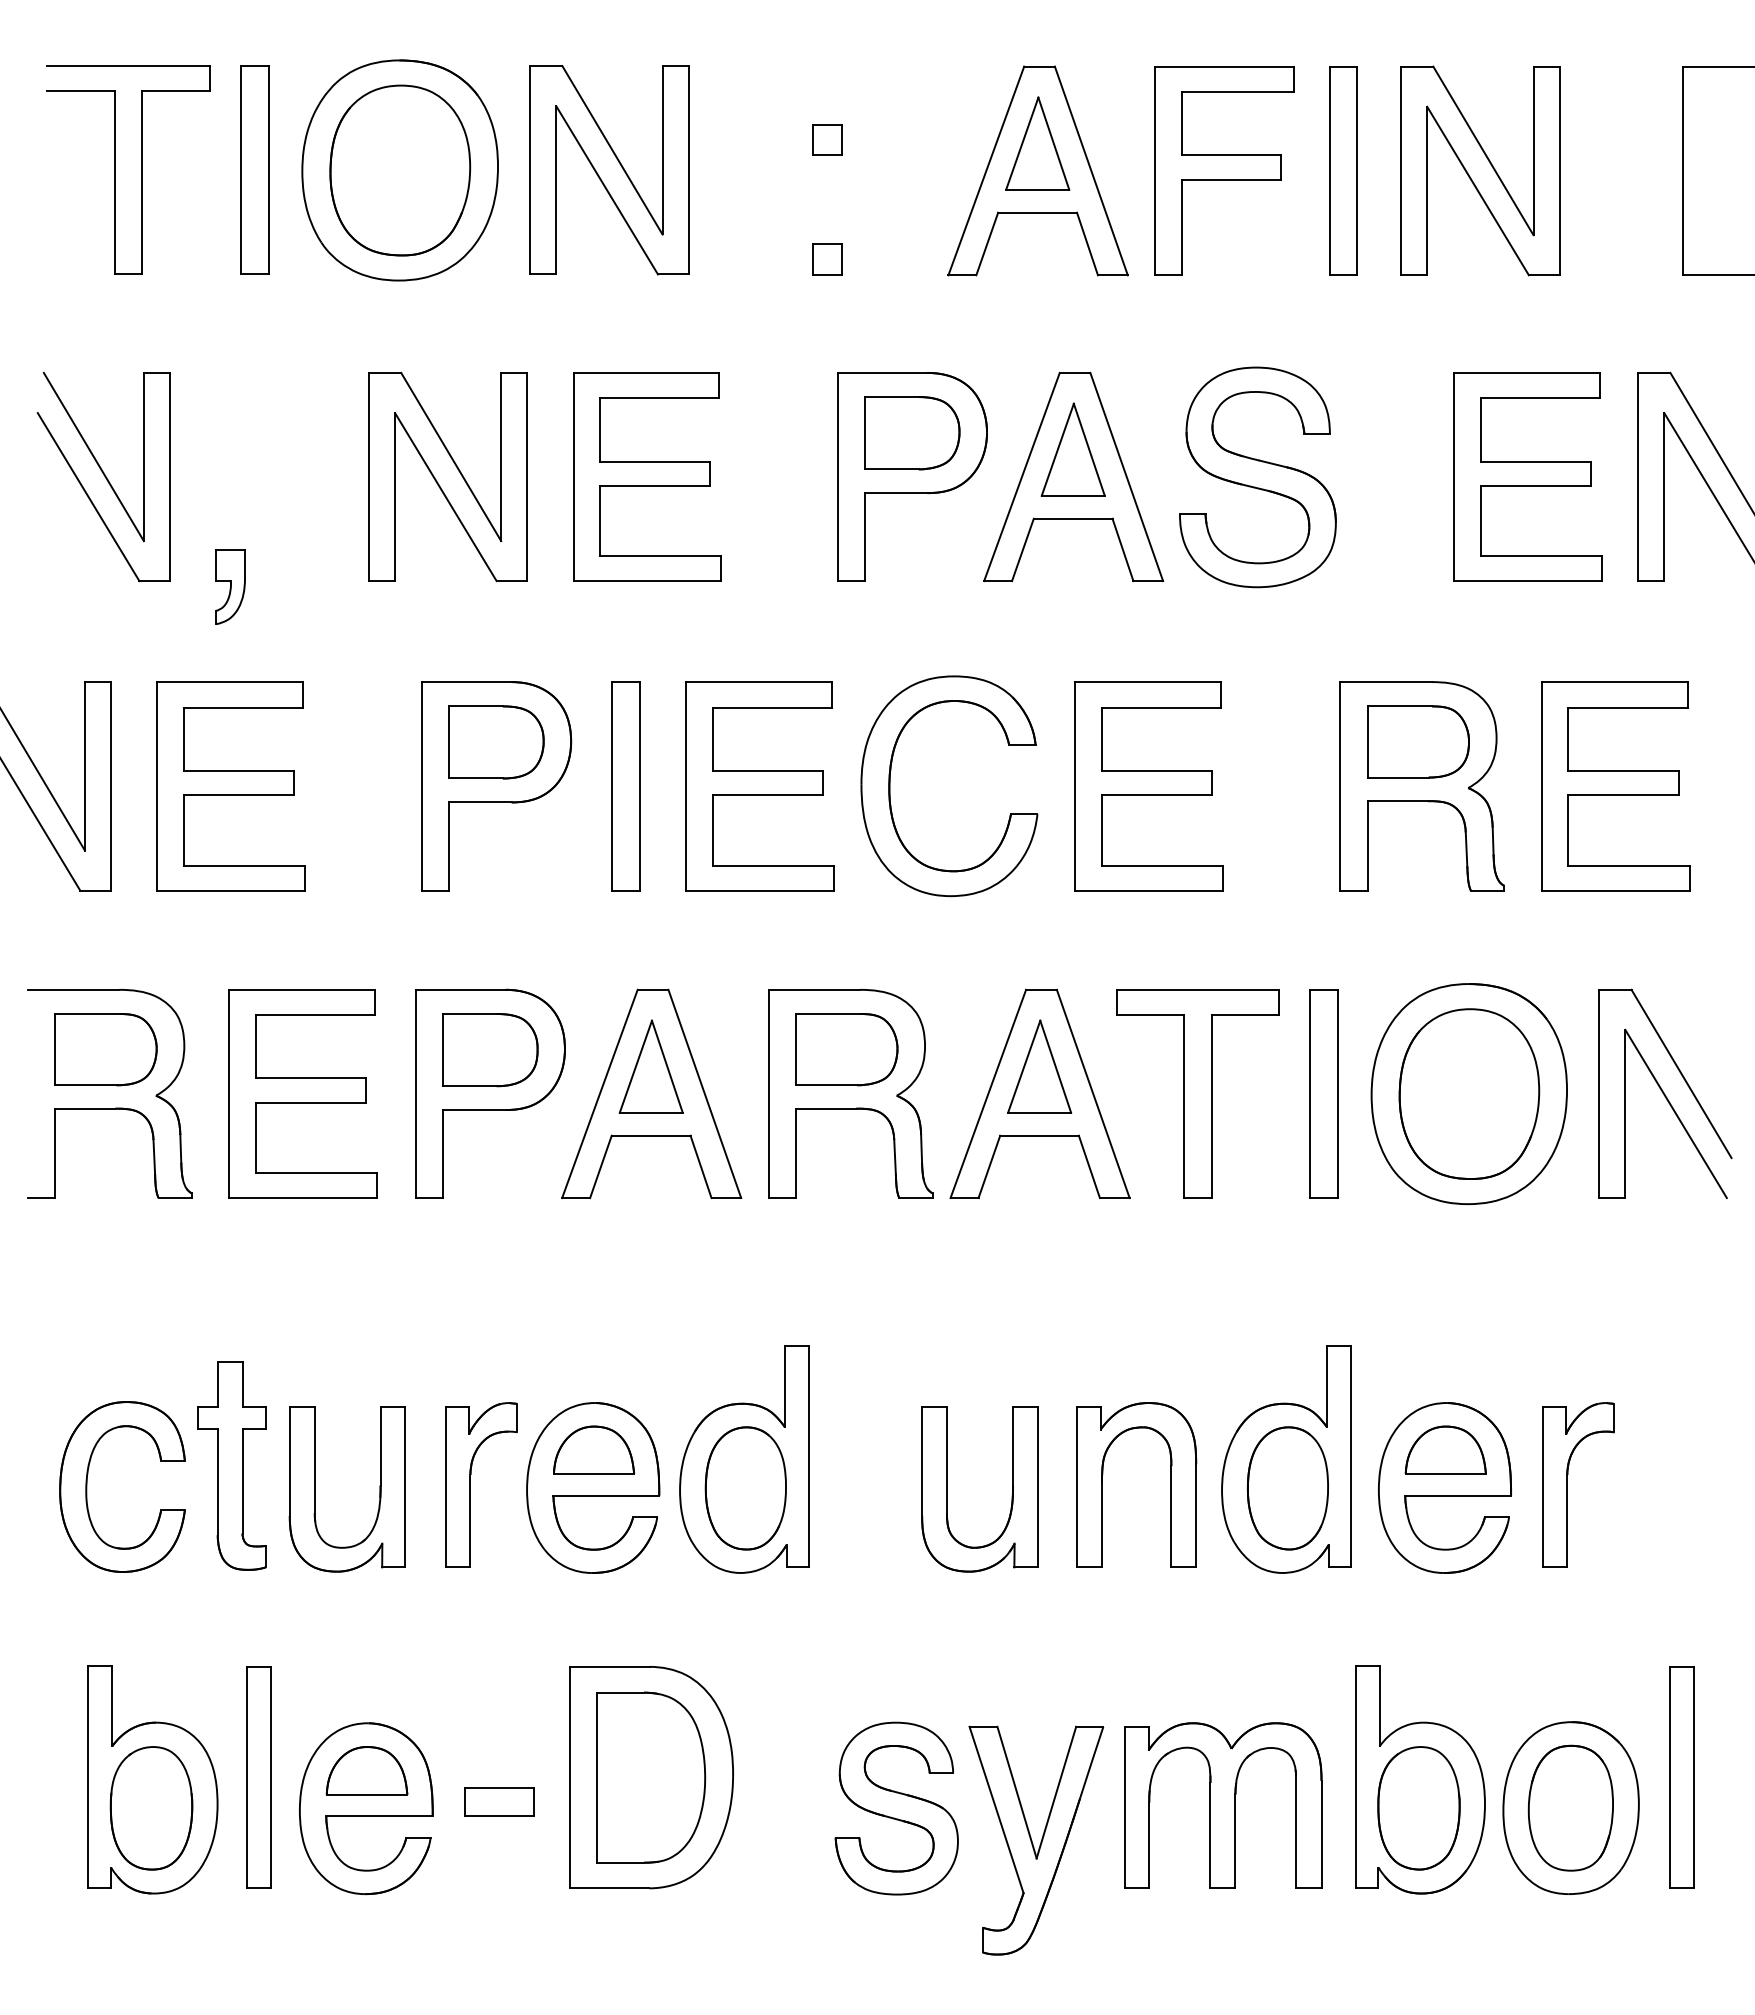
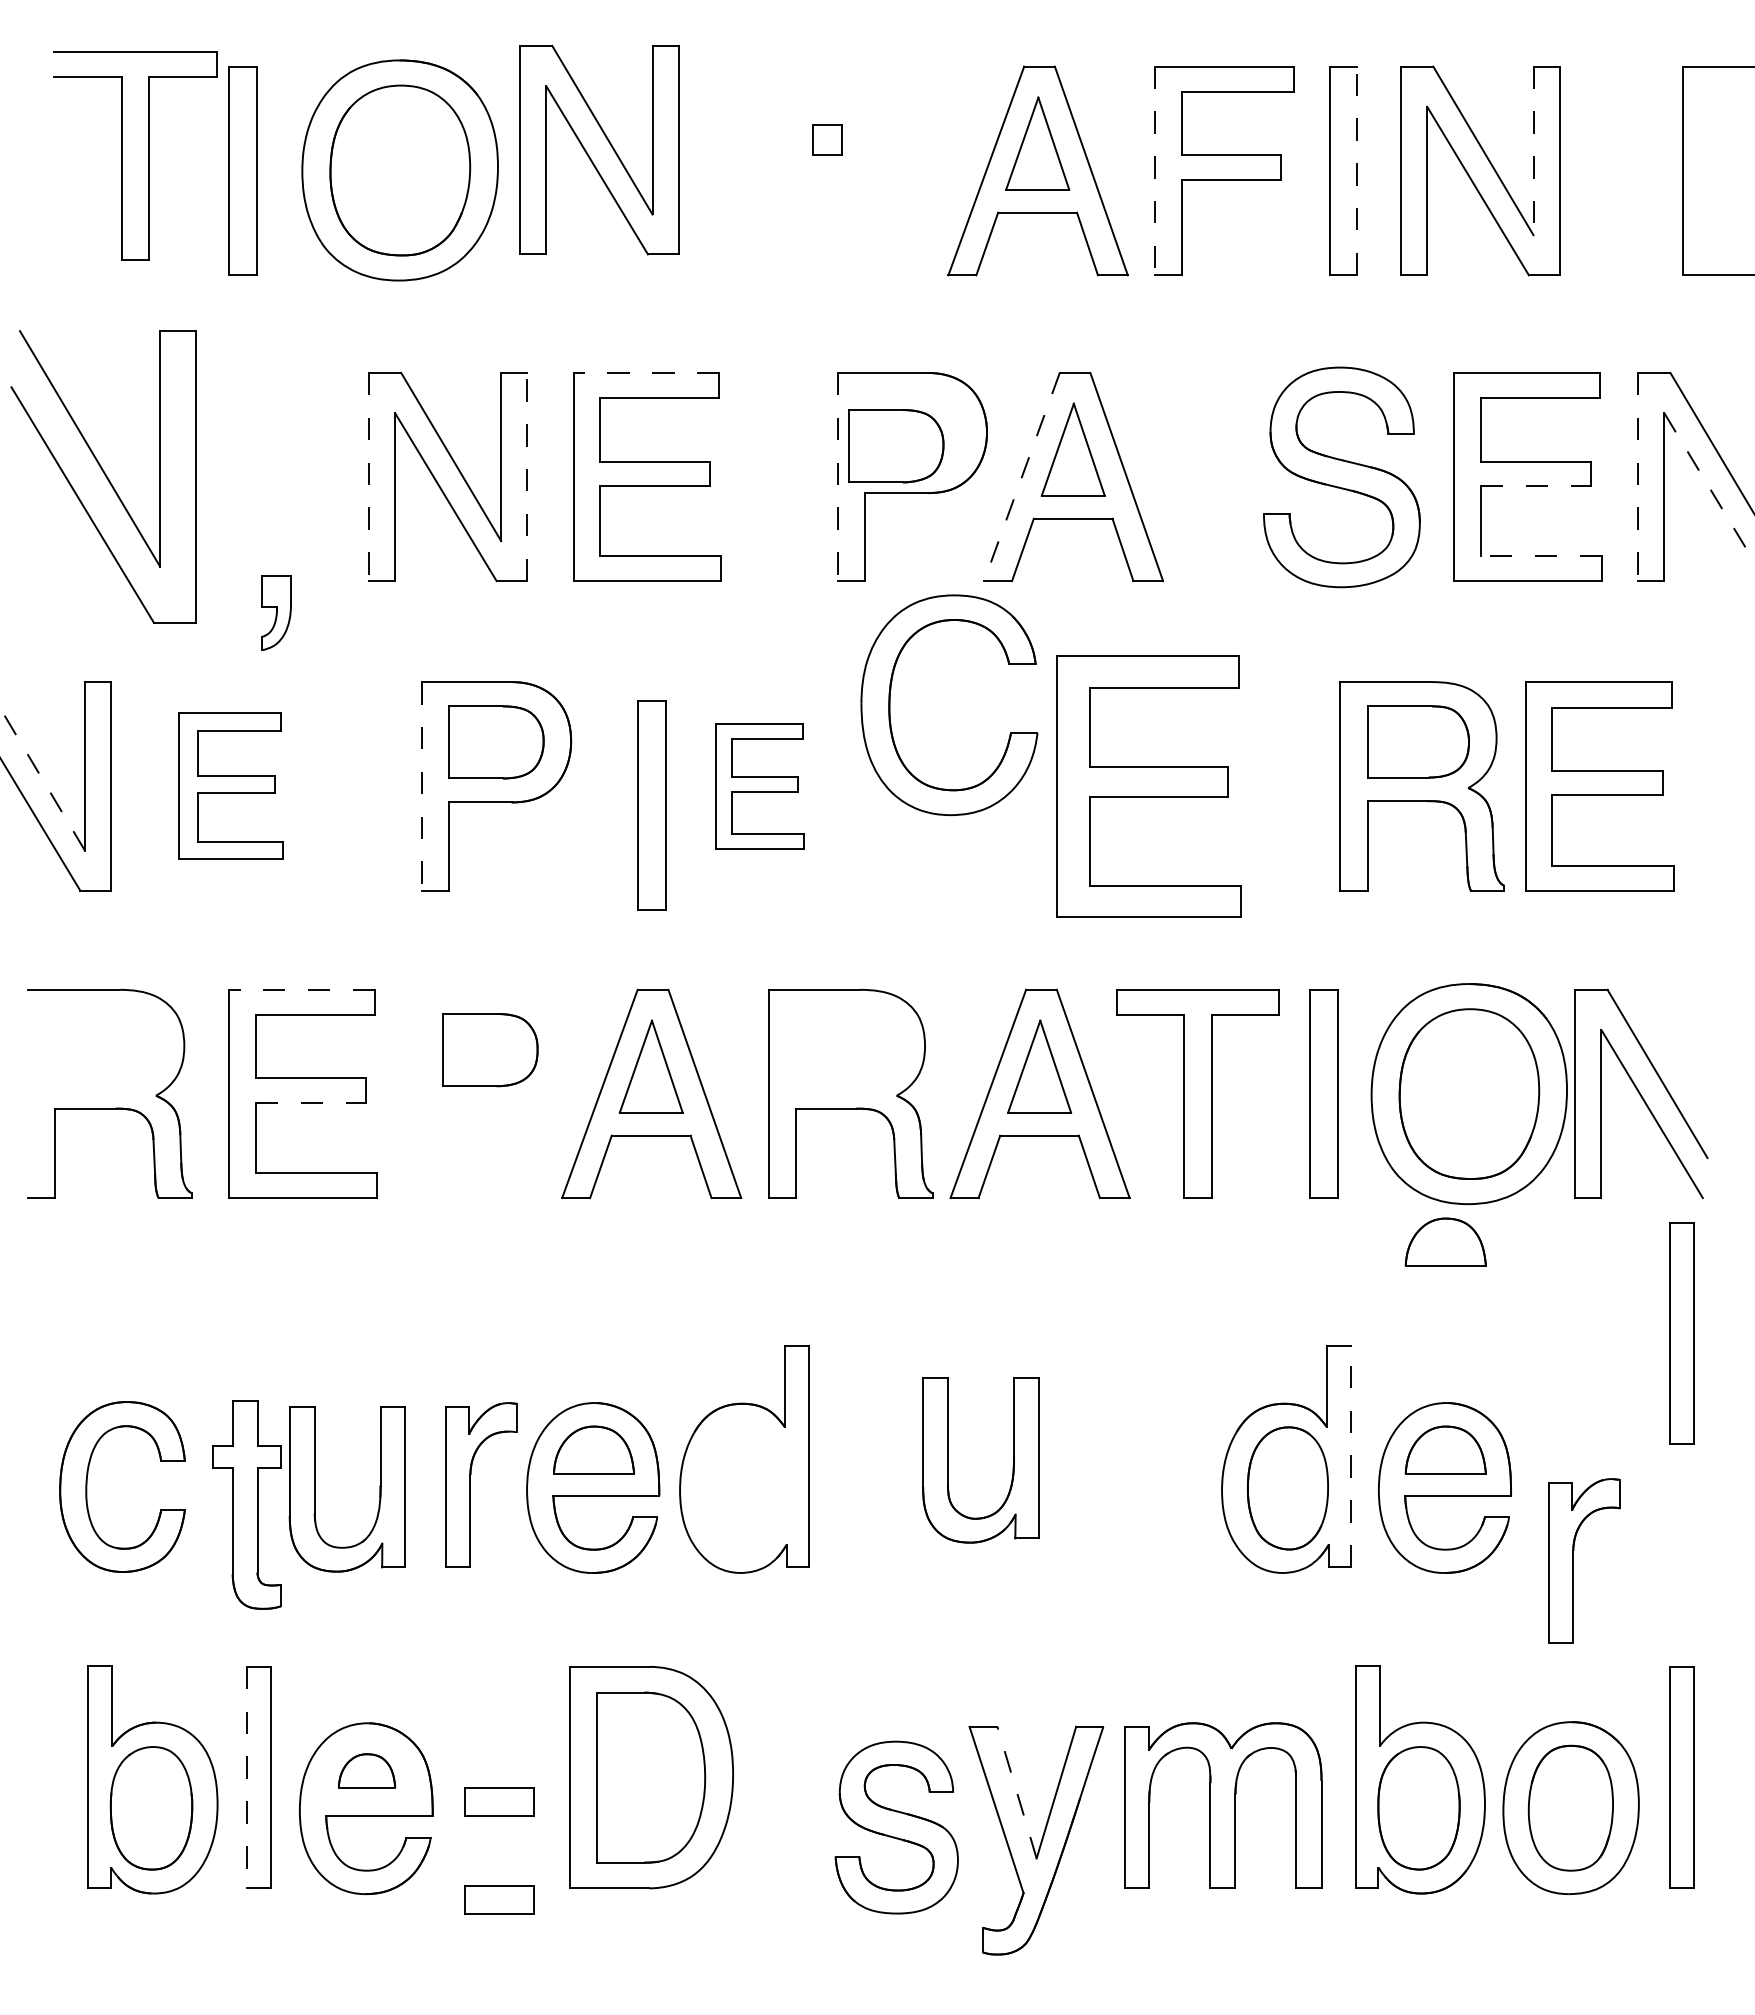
line: solid -> dashed (1533, 151)
part position: (115, 169) -> (122, 155) (122, 155)
part position: (254, 169) -> (242, 170) (242, 170)
part position: (609, 170) -> (599, 150) (599, 150)
line: solid -> dashed (1357, 170)
line: solid -> dashed (1154, 171)
part: present -> none (827, 259)
line: solid -> dashed (646, 372)
part position: (912, 433) -> (896, 446) (896, 446)
line: solid -> dashed (527, 476)
part size: 135x211 px -> 187x294 px (103, 476)
line: solid -> dashed (369, 477)
line: solid -> dashed (837, 477)
line: solid -> dashed (1021, 477)
part position: (1257, 477) -> (1341, 477) (1341, 477)
line: solid -> dashed (1638, 477)
line: solid -> dashed (1536, 485)
line: solid -> dashed (1709, 488)
line: solid -> dashed (1541, 556)
part position: (230, 586) -> (276, 612) (276, 612)
line: solid -> dashed (42, 779)
part position: (890, 785) -> (890, 704) (890, 704)
part size: 150x211 px -> 106x148 px (230, 785)
line: solid -> dashed (421, 786)
part position: (625, 786) -> (651, 805) (651, 805)
part size: 150x211 px -> 90x127 px (759, 786)
part size: 150x211 px -> 186x263 px (1148, 786)
part position: (1615, 786) -> (1599, 786) (1599, 786)
line: solid -> dashed (302, 989)
part: present -> none (105, 1049)
part: present -> none (846, 1049)
part: present -> none (490, 1093)
part position: (1665, 1093) -> (1641, 1093) (1641, 1093)
line: solid -> dashed (311, 1102)
part: none -> present (1445, 1241)
part: none -> present (1681, 1333)
line: solid -> dashed (1350, 1456)
part position: (231, 1465) -> (246, 1504) (246, 1504)
part: present -> none (1102, 1484)
part position: (1567, 1484) -> (1573, 1560) (1573, 1560)
part: present -> none (745, 1488)
part position: (947, 1489) -> (948, 1460) (948, 1460)
part size: 84x50 px -> 59x36 px (367, 1770)
line: solid -> dashed (246, 1777)
line: solid -> dashed (1017, 1792)
part position: (896, 1808) -> (896, 1827) (896, 1827)
part: none -> present (499, 1899)
